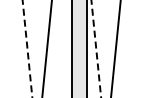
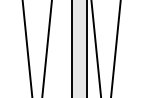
line: dashed -> solid (27, 48)
line: dashed -> solid (96, 48)
